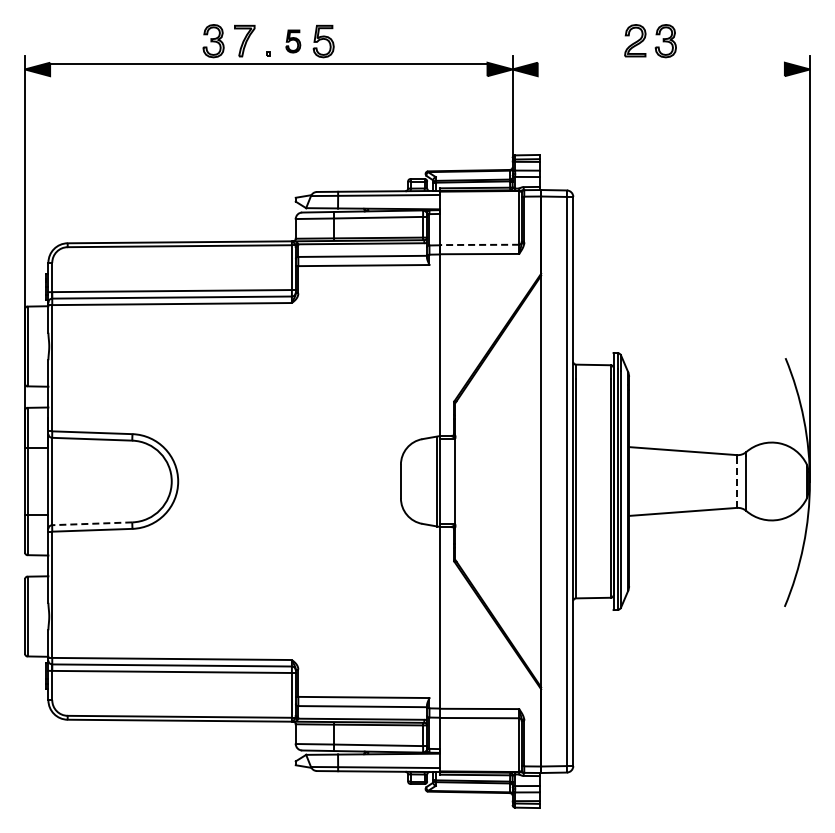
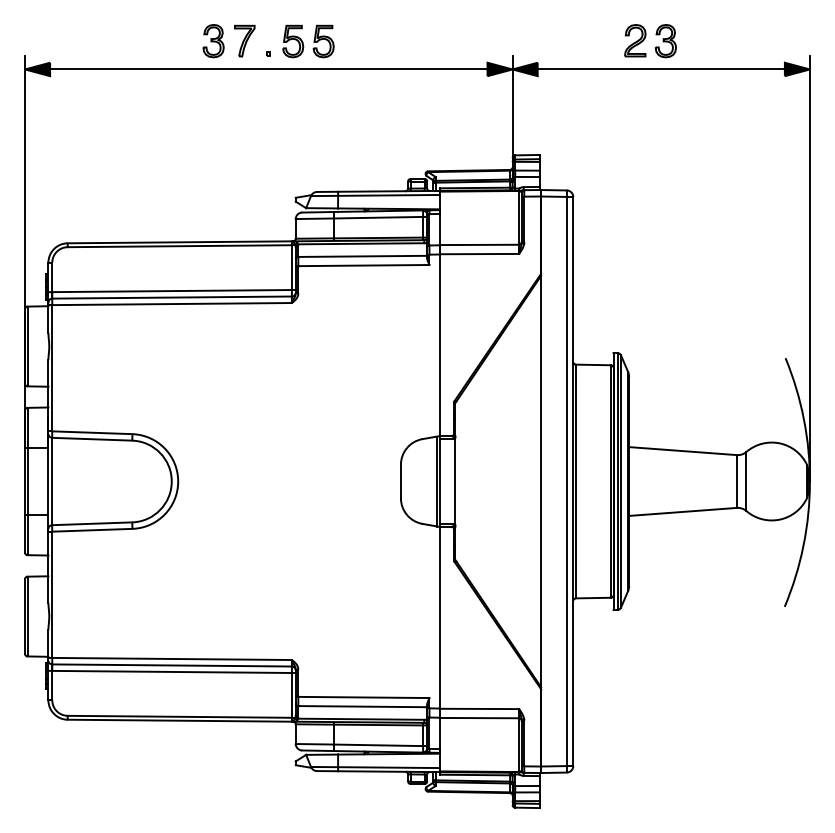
part size: 17x25 px -> 23x35 px (293, 41)
line position: (268, 64) -> (268, 69) (268, 69)
line: none -> present (660, 69)
line: dashed -> solid (479, 244)
line: dashed -> solid (736, 483)
line: dashed -> solid (91, 523)
